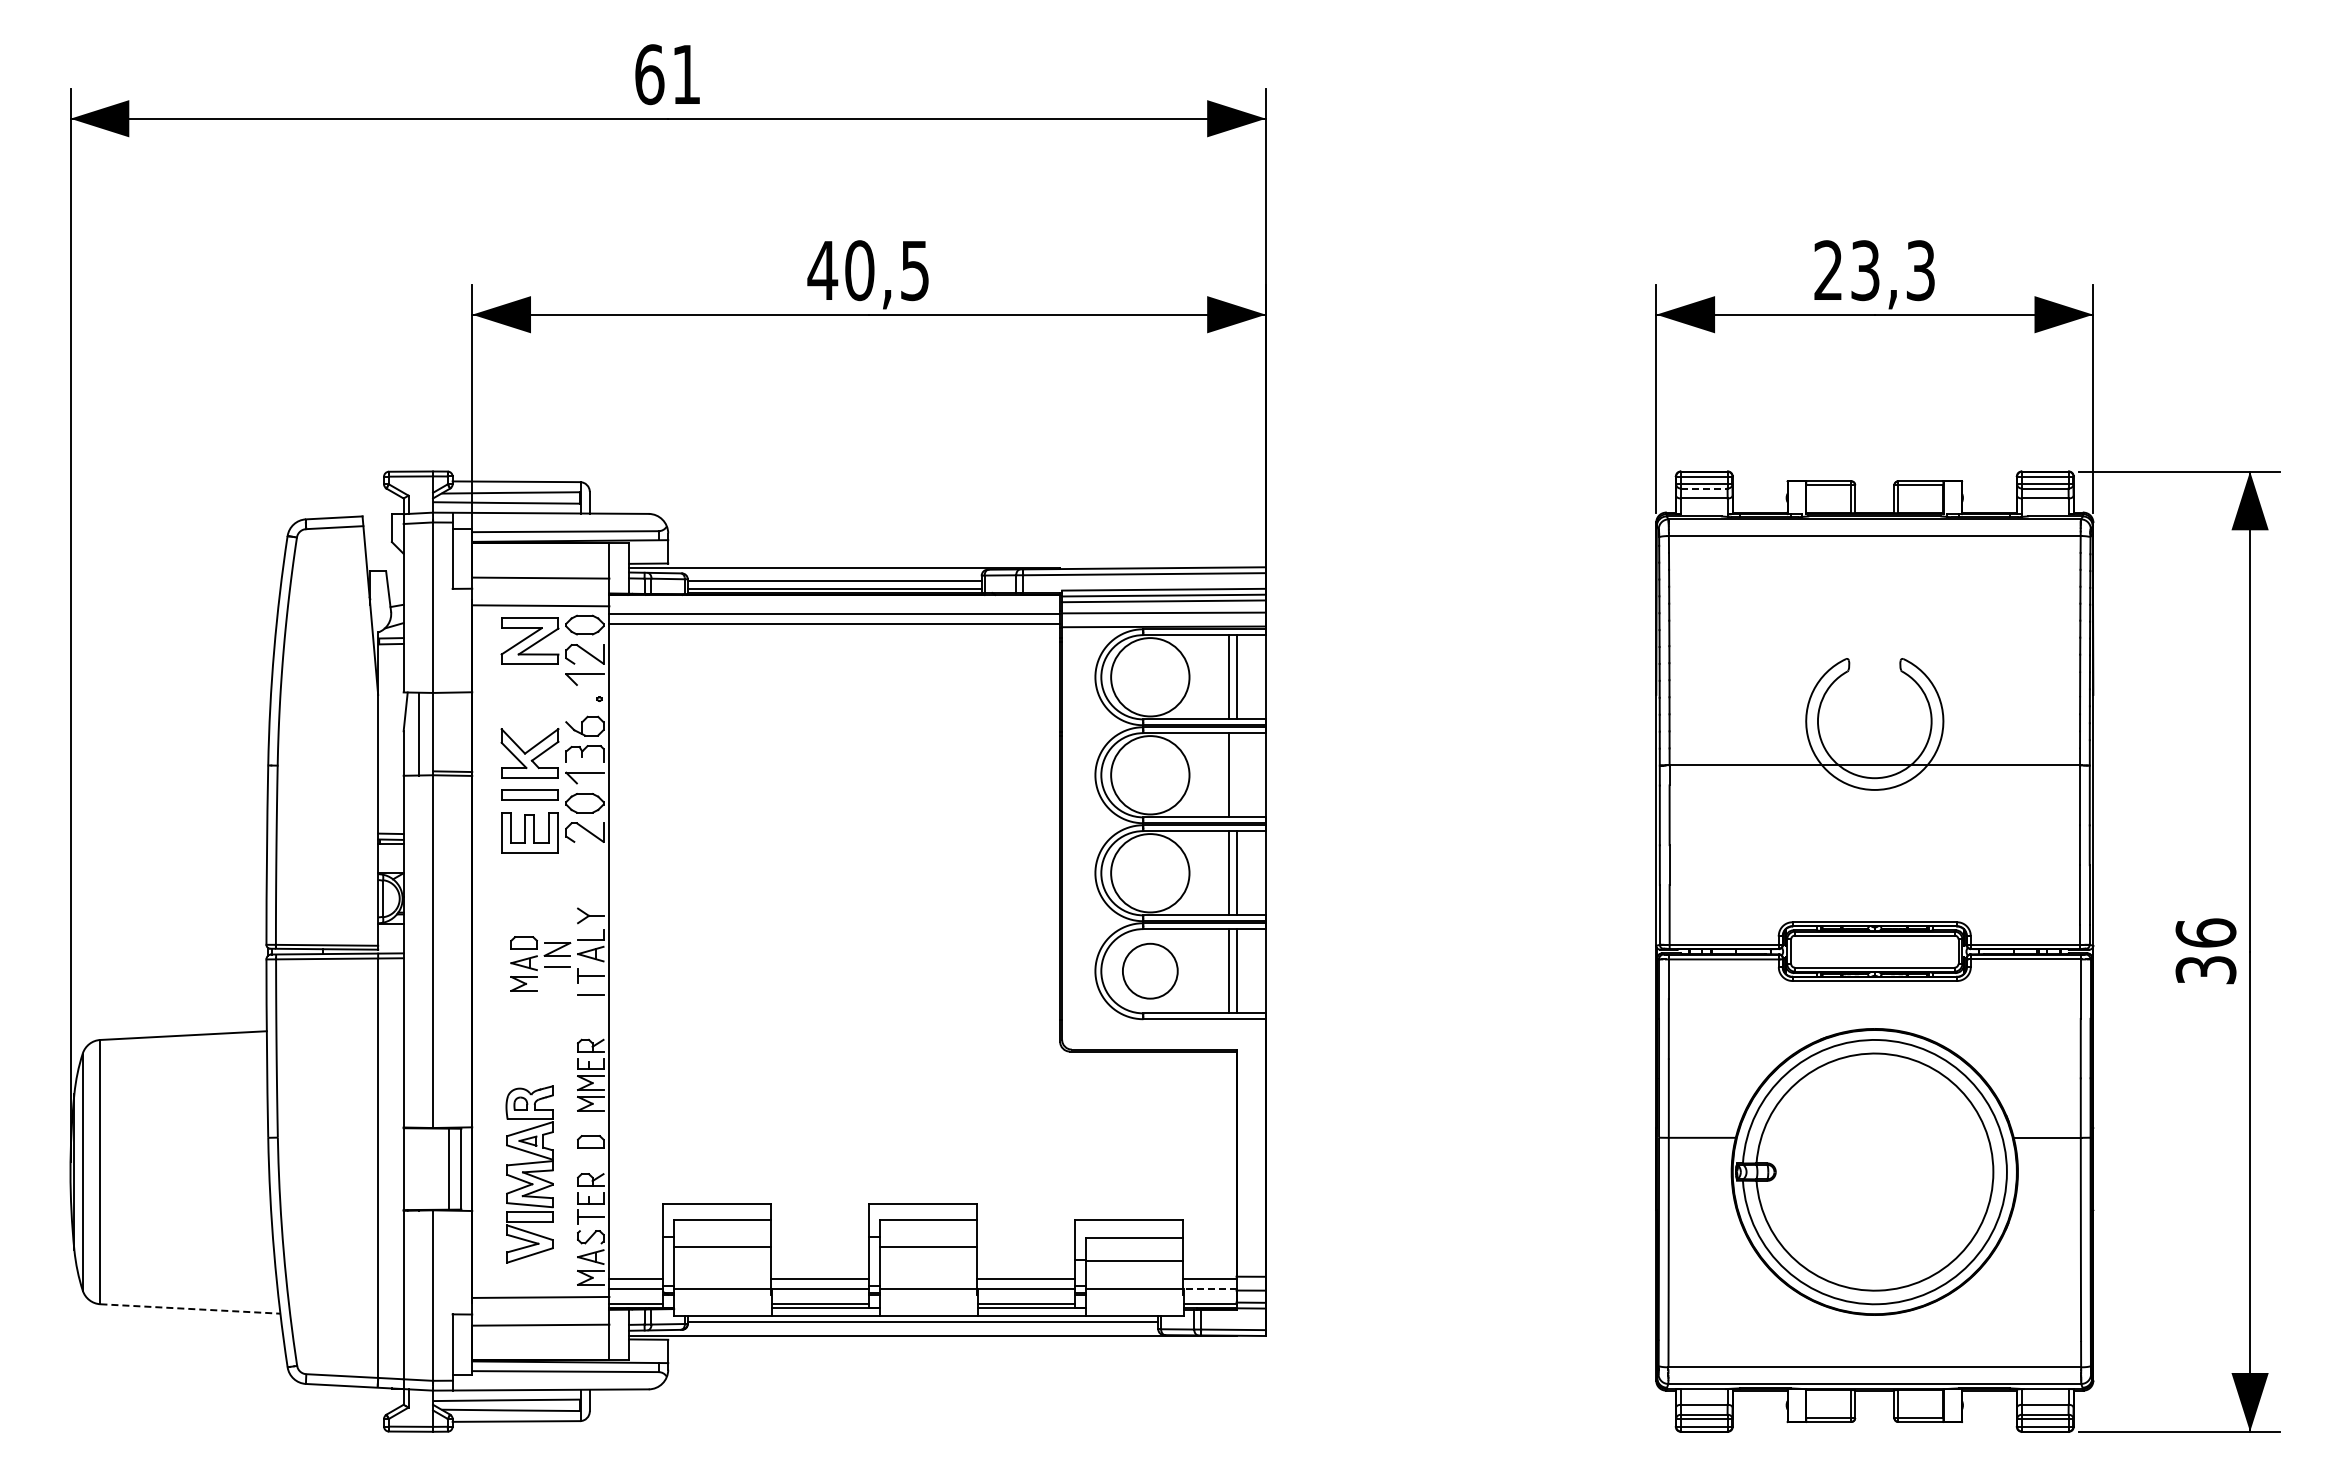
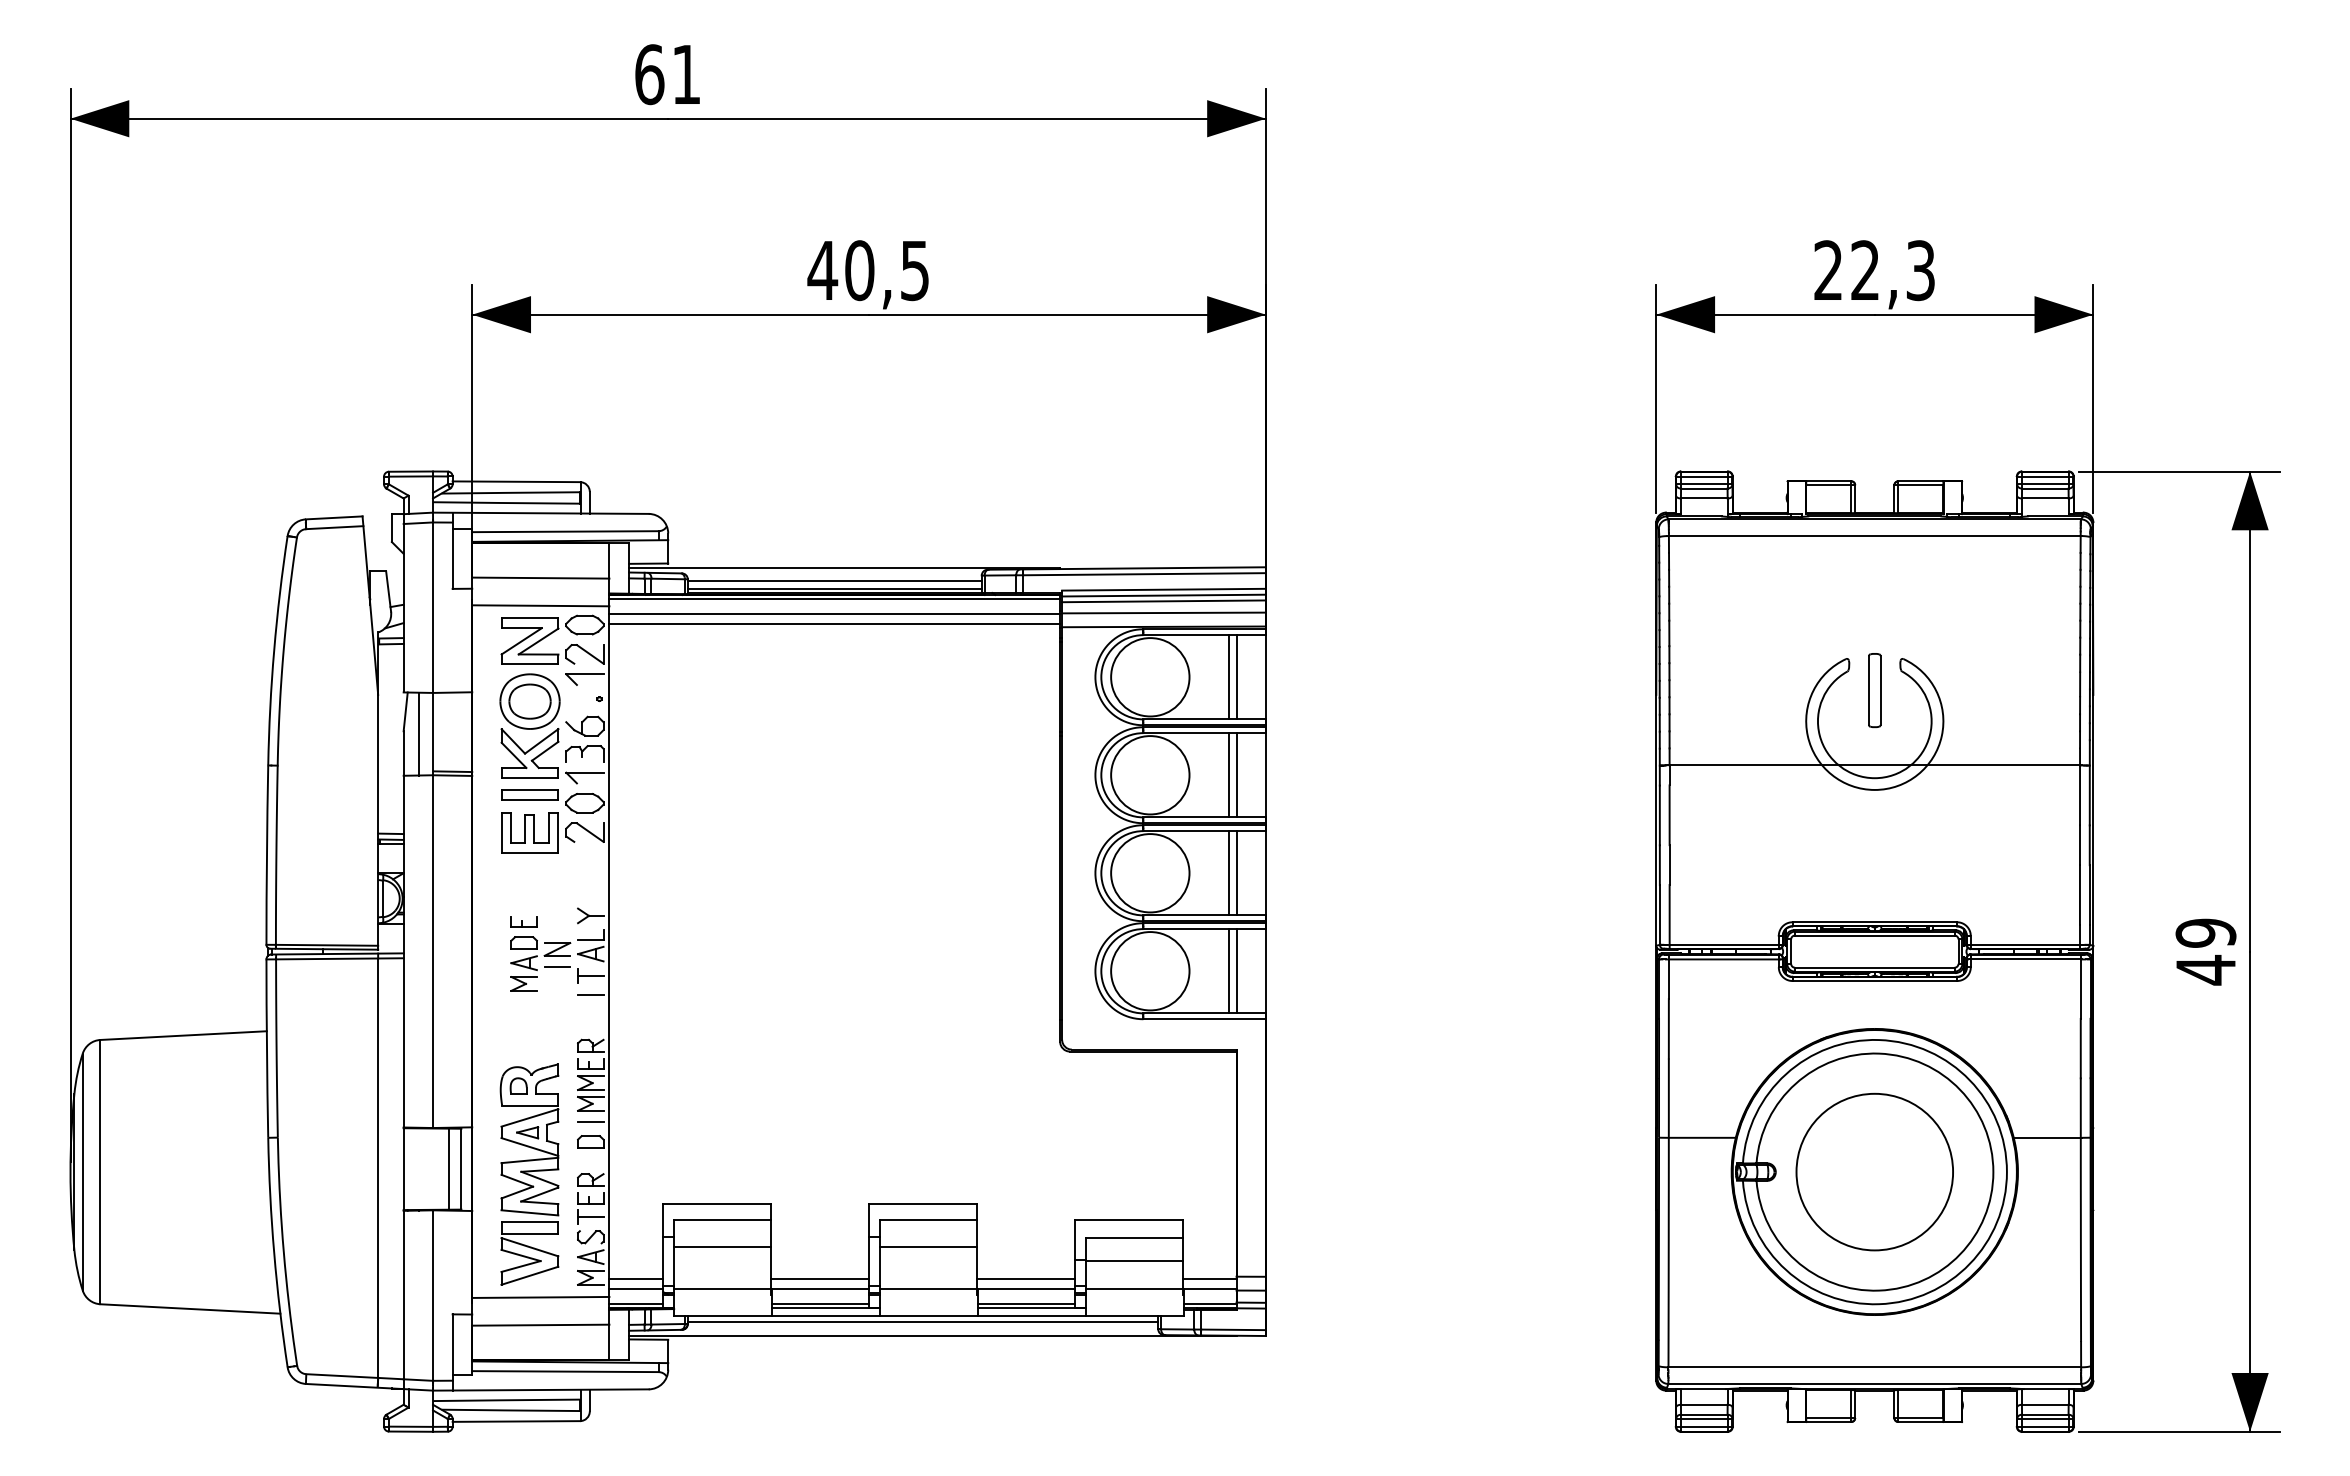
text: 23,3 -> 22,3 (1865, 270)
line: dashed -> solid (1704, 488)
line: none -> present (834, 599)
part: none -> present (1874, 690)
part: none -> present (529, 701)
line: none -> present (1236, 775)
part: none -> present (523, 921)
text: 36 -> 49 (2205, 951)
circle diameter: 55 px -> 78 px (1150, 971)
line: none -> present (590, 1121)
circle: none -> present (1874, 1171)
part size: 49x179 px -> 61x223 px (529, 1174)
line: dashed -> solid (1209, 1288)
line: dashed -> solid (190, 1309)
